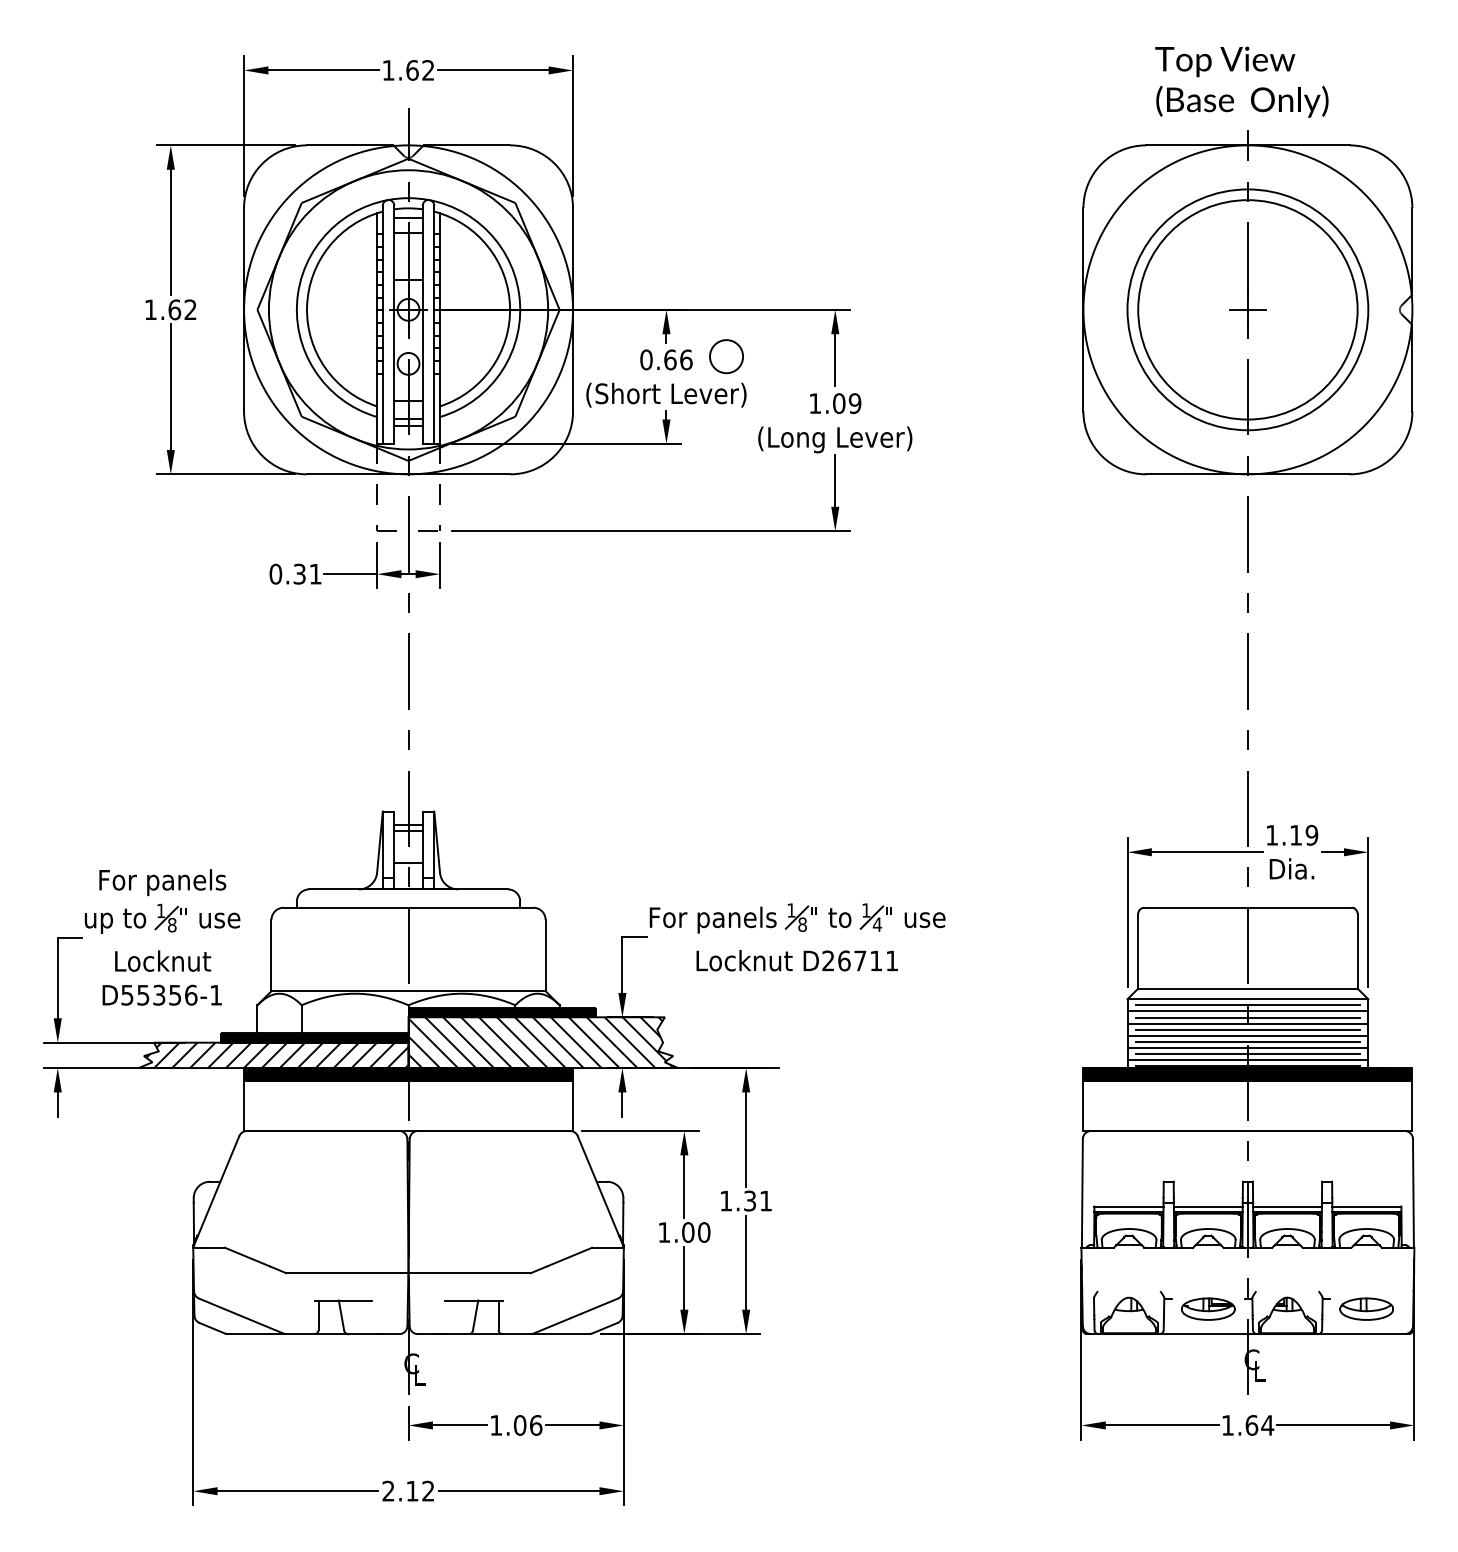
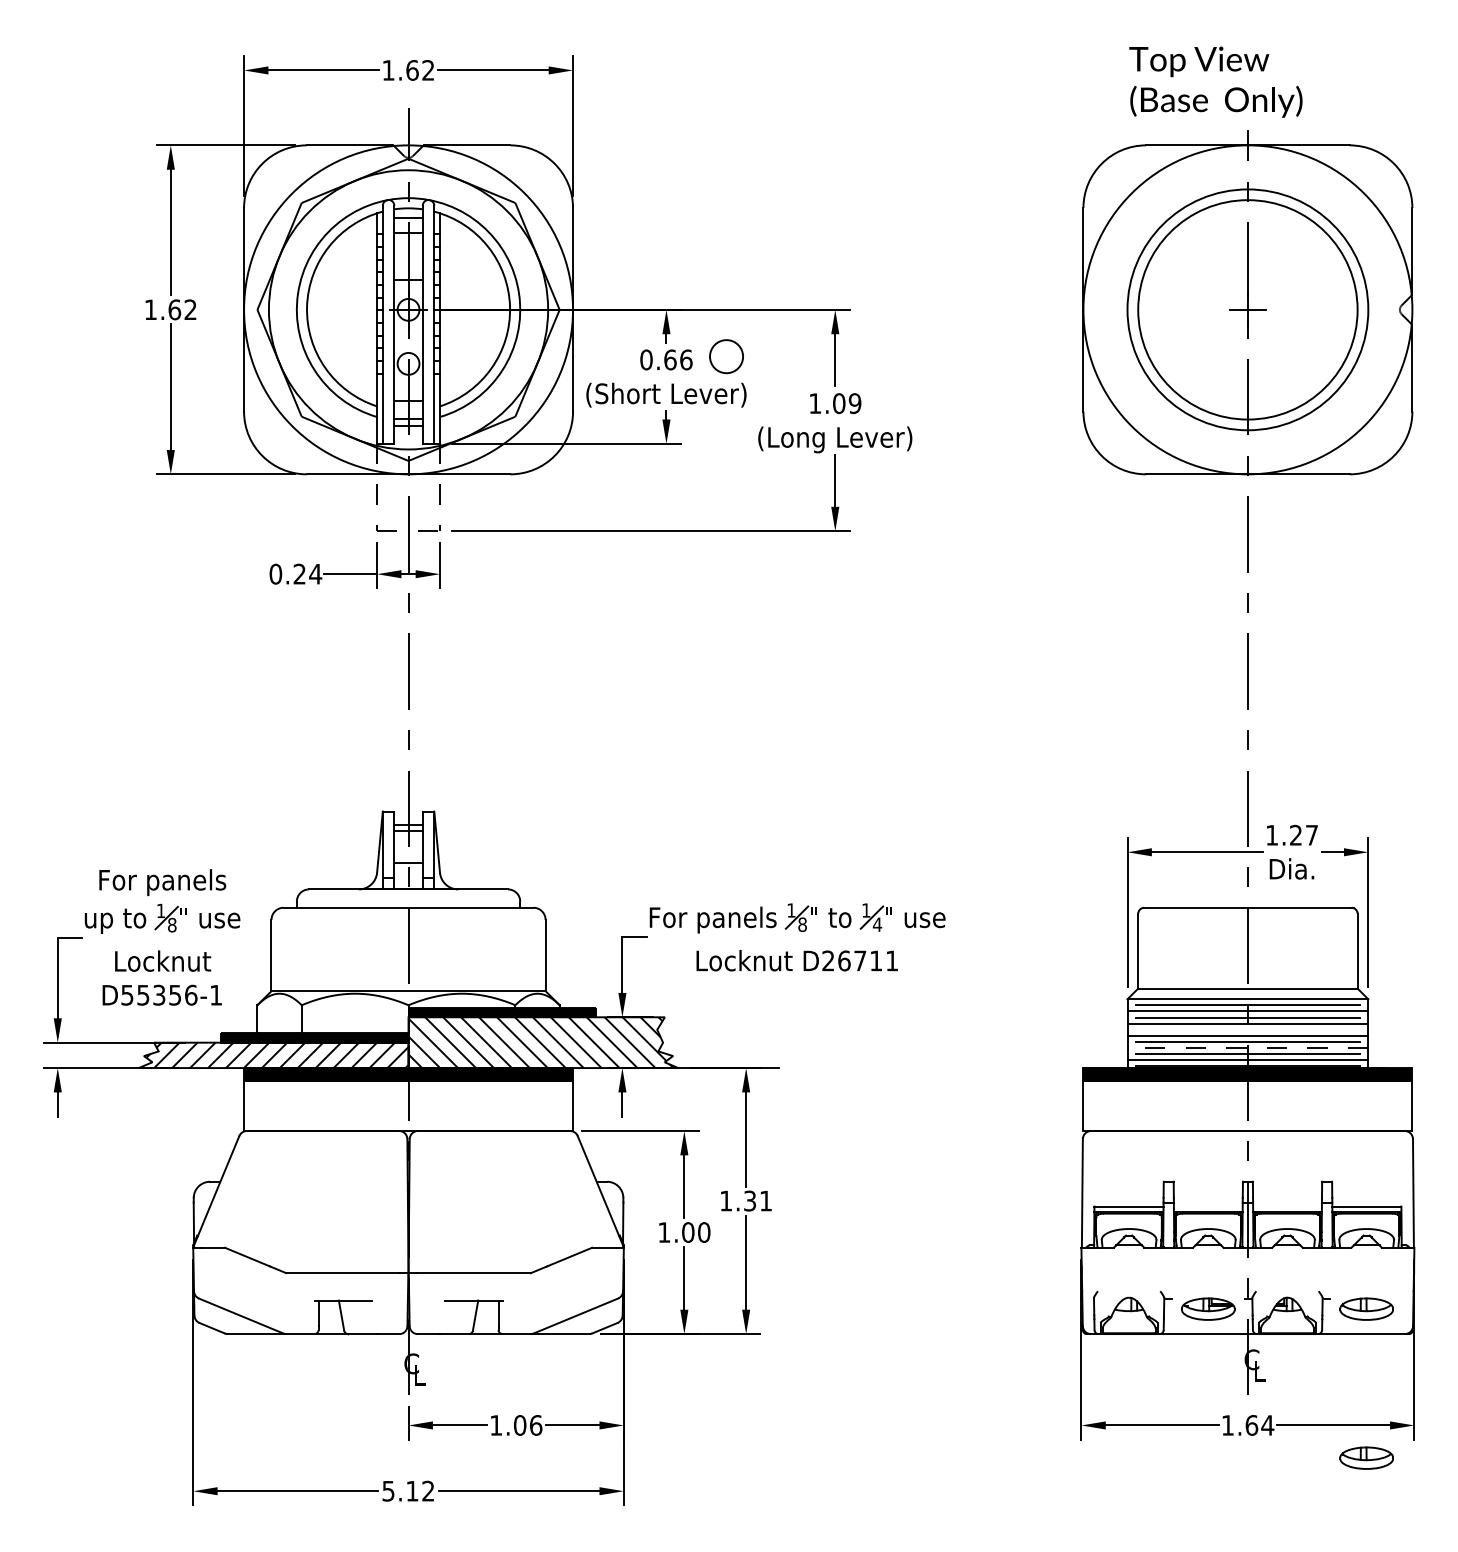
text position: (1241, 81) -> (1215, 81) (1215, 81)
text: 0.31 -> 0.24 (307, 574)
text: 1.19 -> 1.27 (1304, 834)
line: present -> none (1247, 1029)
line: solid -> dashed (1247, 1048)
line: present -> none (1207, 1206)
line: present -> none (1287, 1206)
part: none -> present (1366, 1457)
text: 2.12 -> 5.12 (388, 1490)
